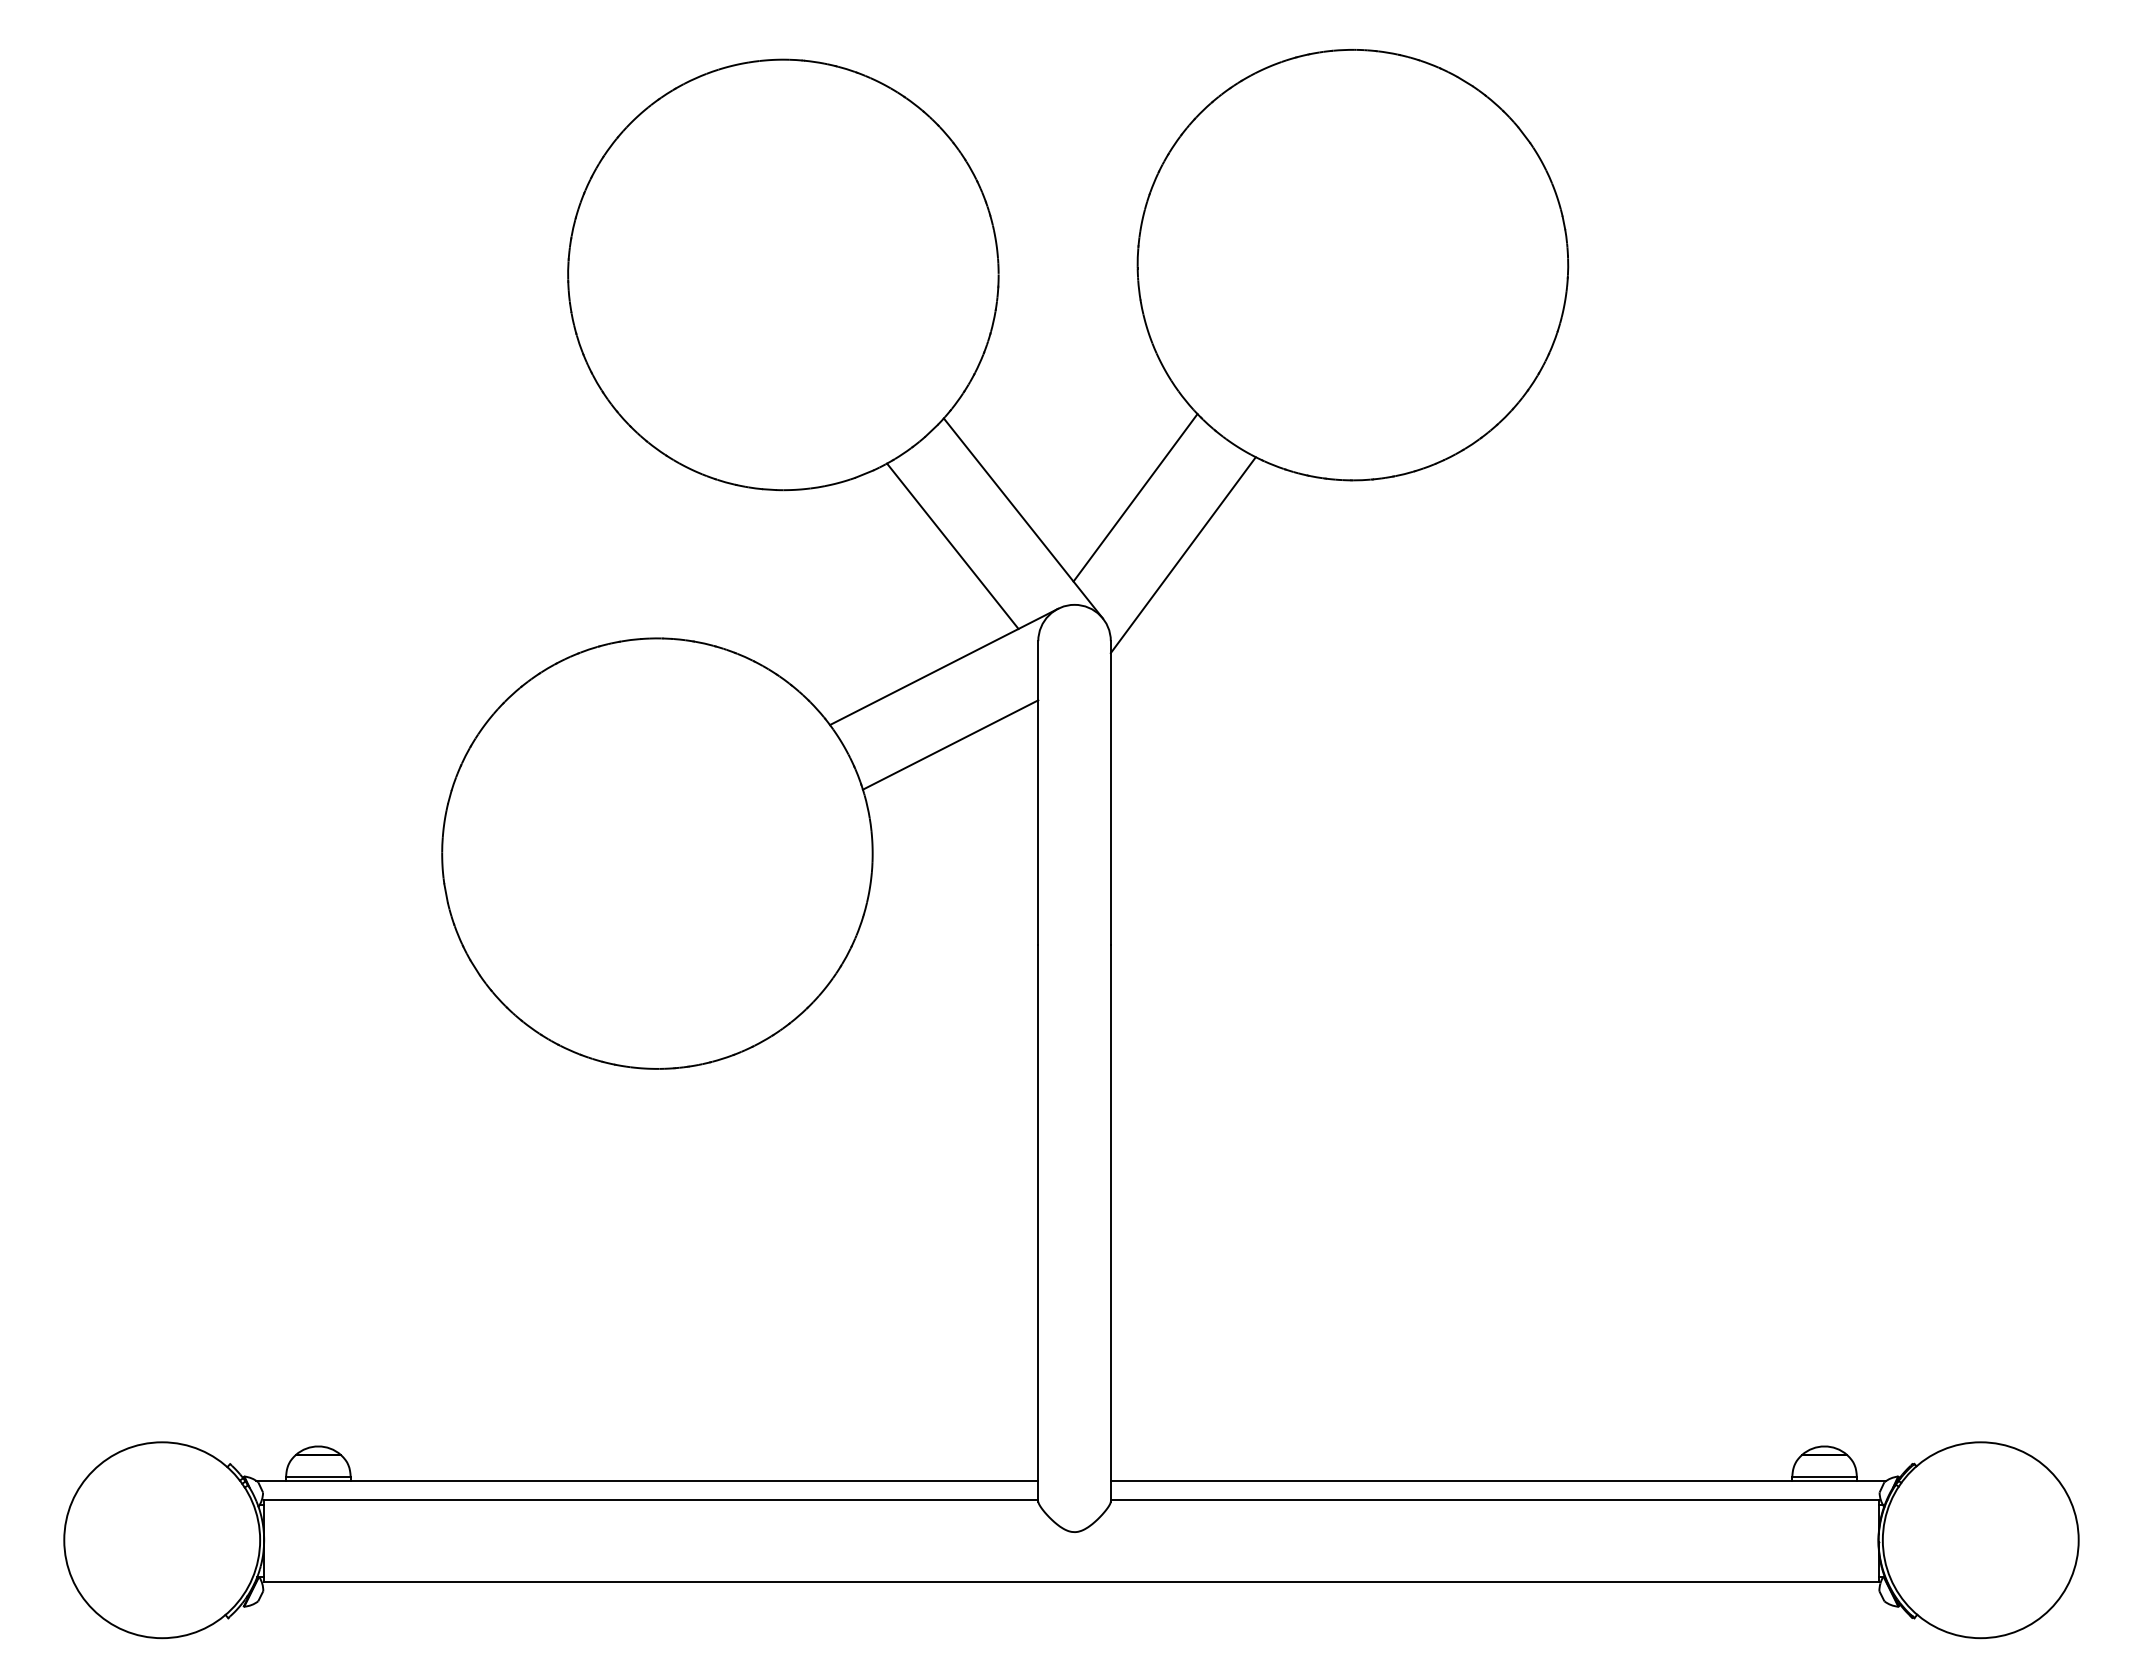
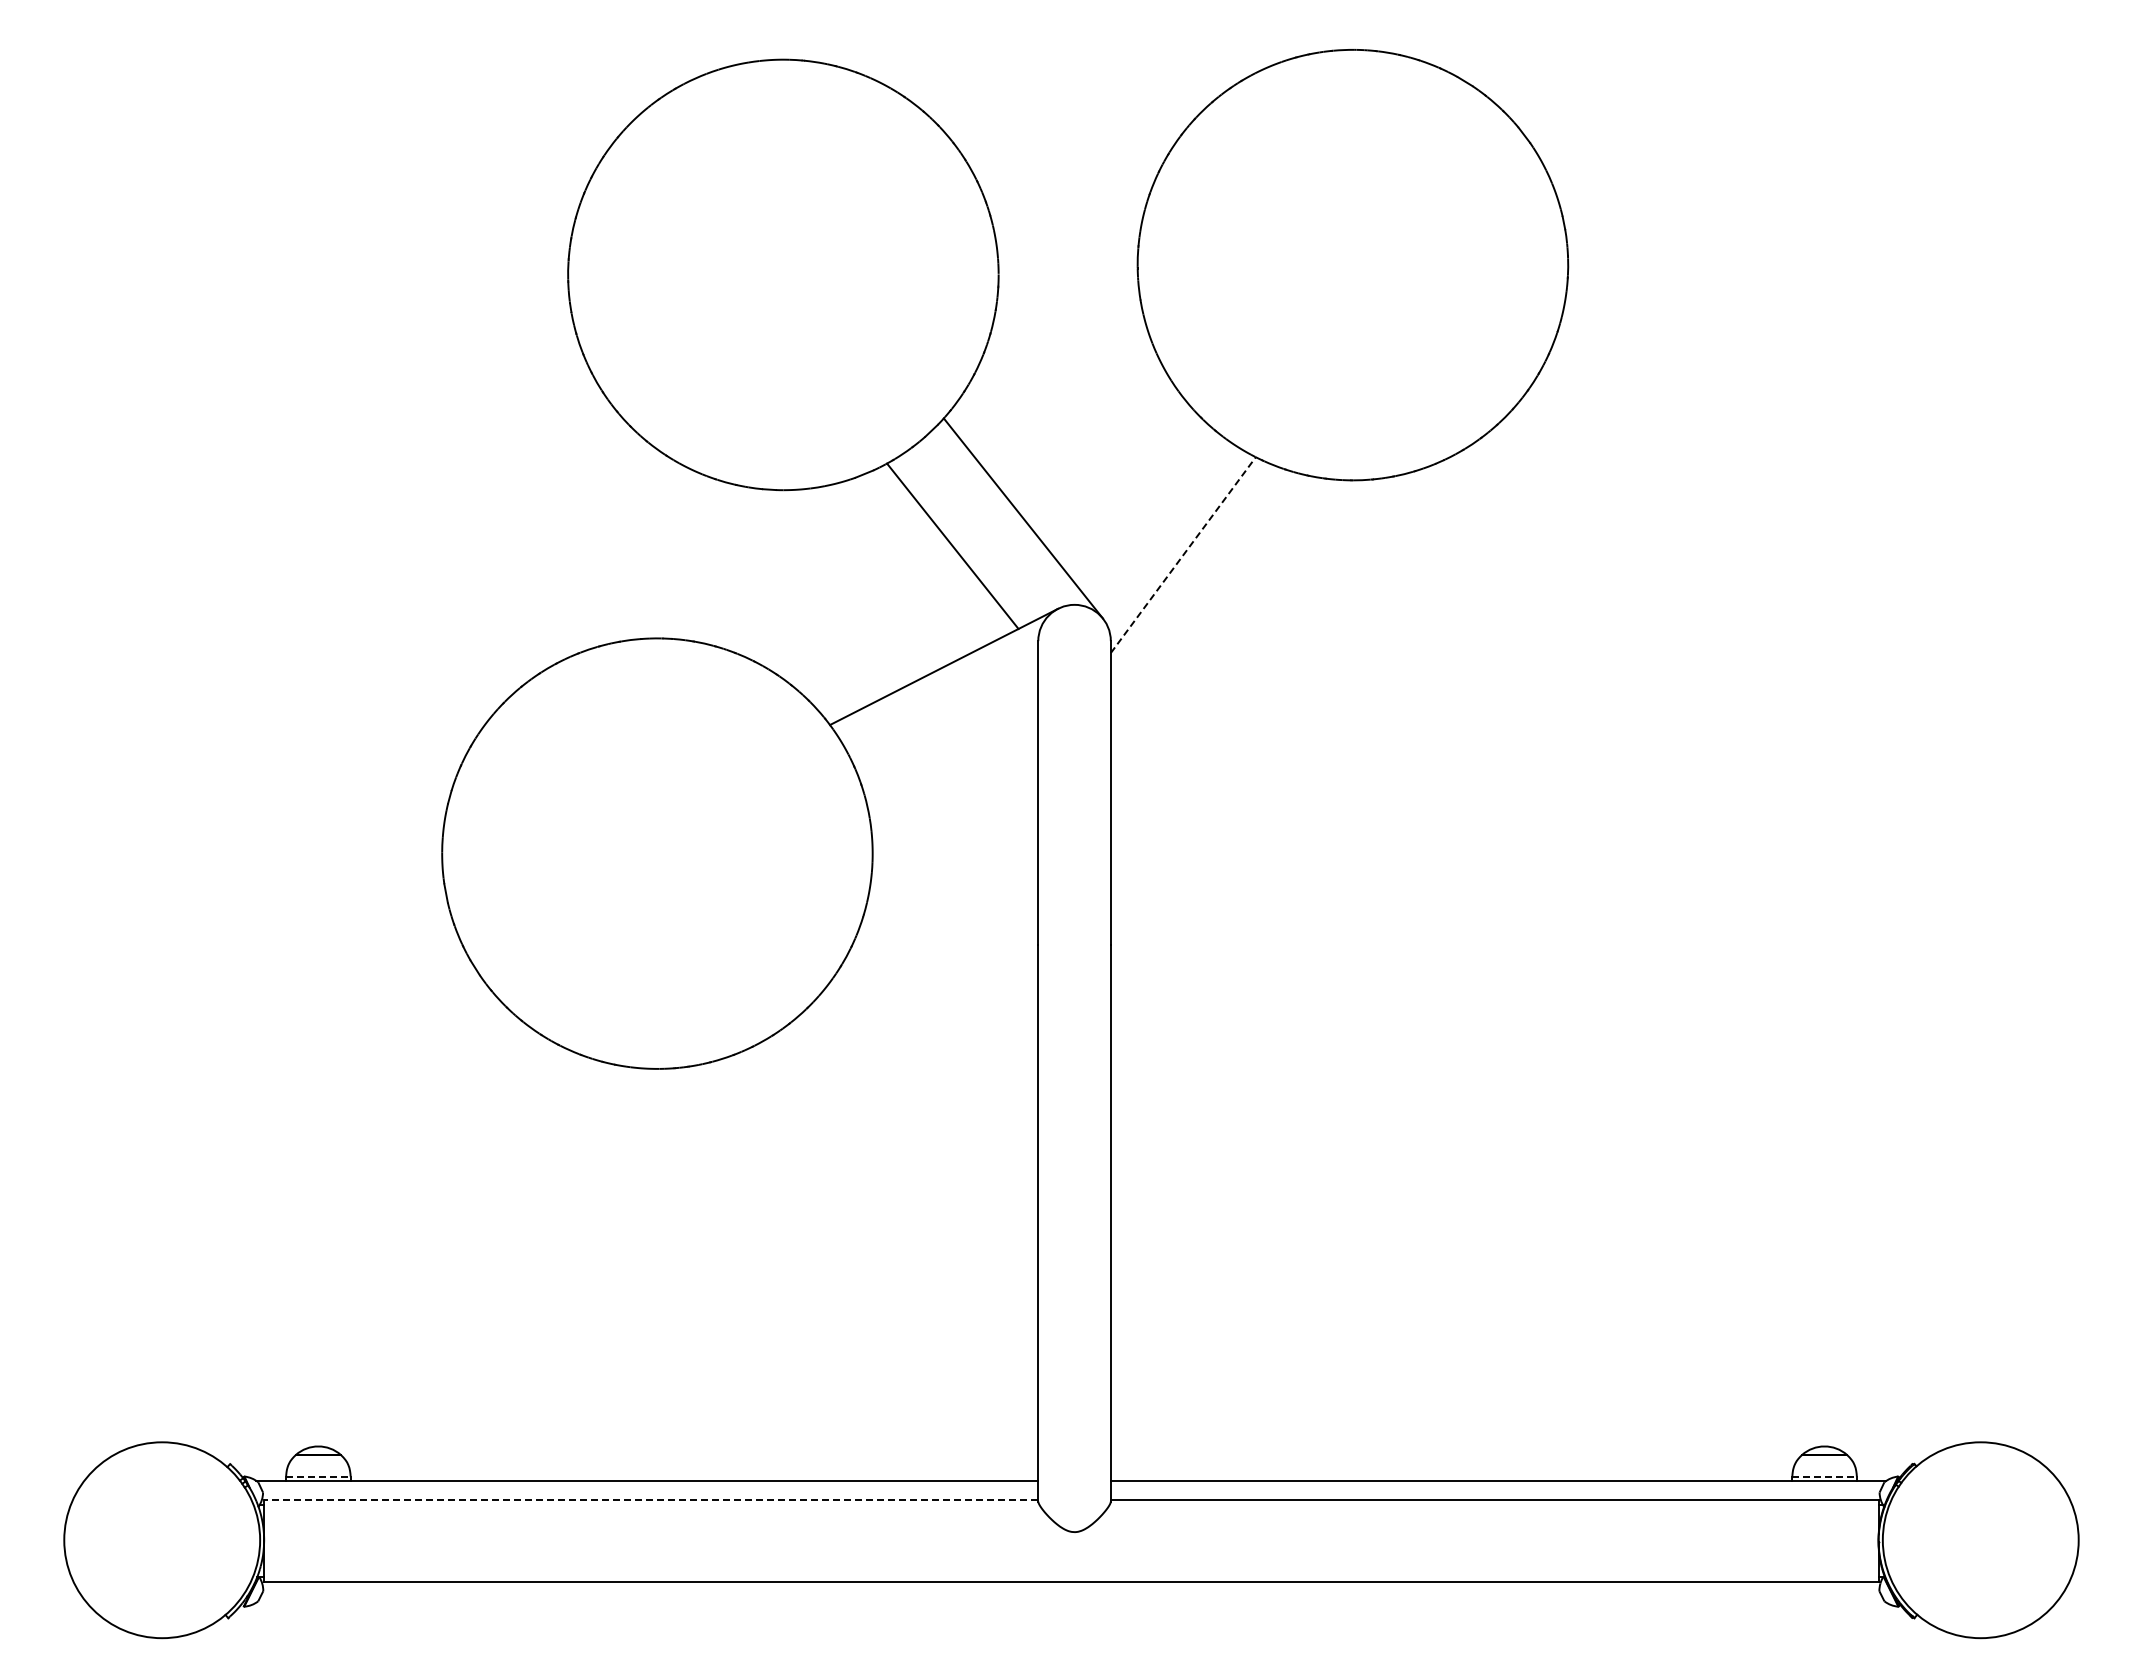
line: present -> none (1135, 497)
line: solid -> dashed (1183, 555)
line: present -> none (950, 744)
line: solid -> dashed (318, 1476)
line: solid -> dashed (1825, 1476)
line: solid -> dashed (650, 1500)
